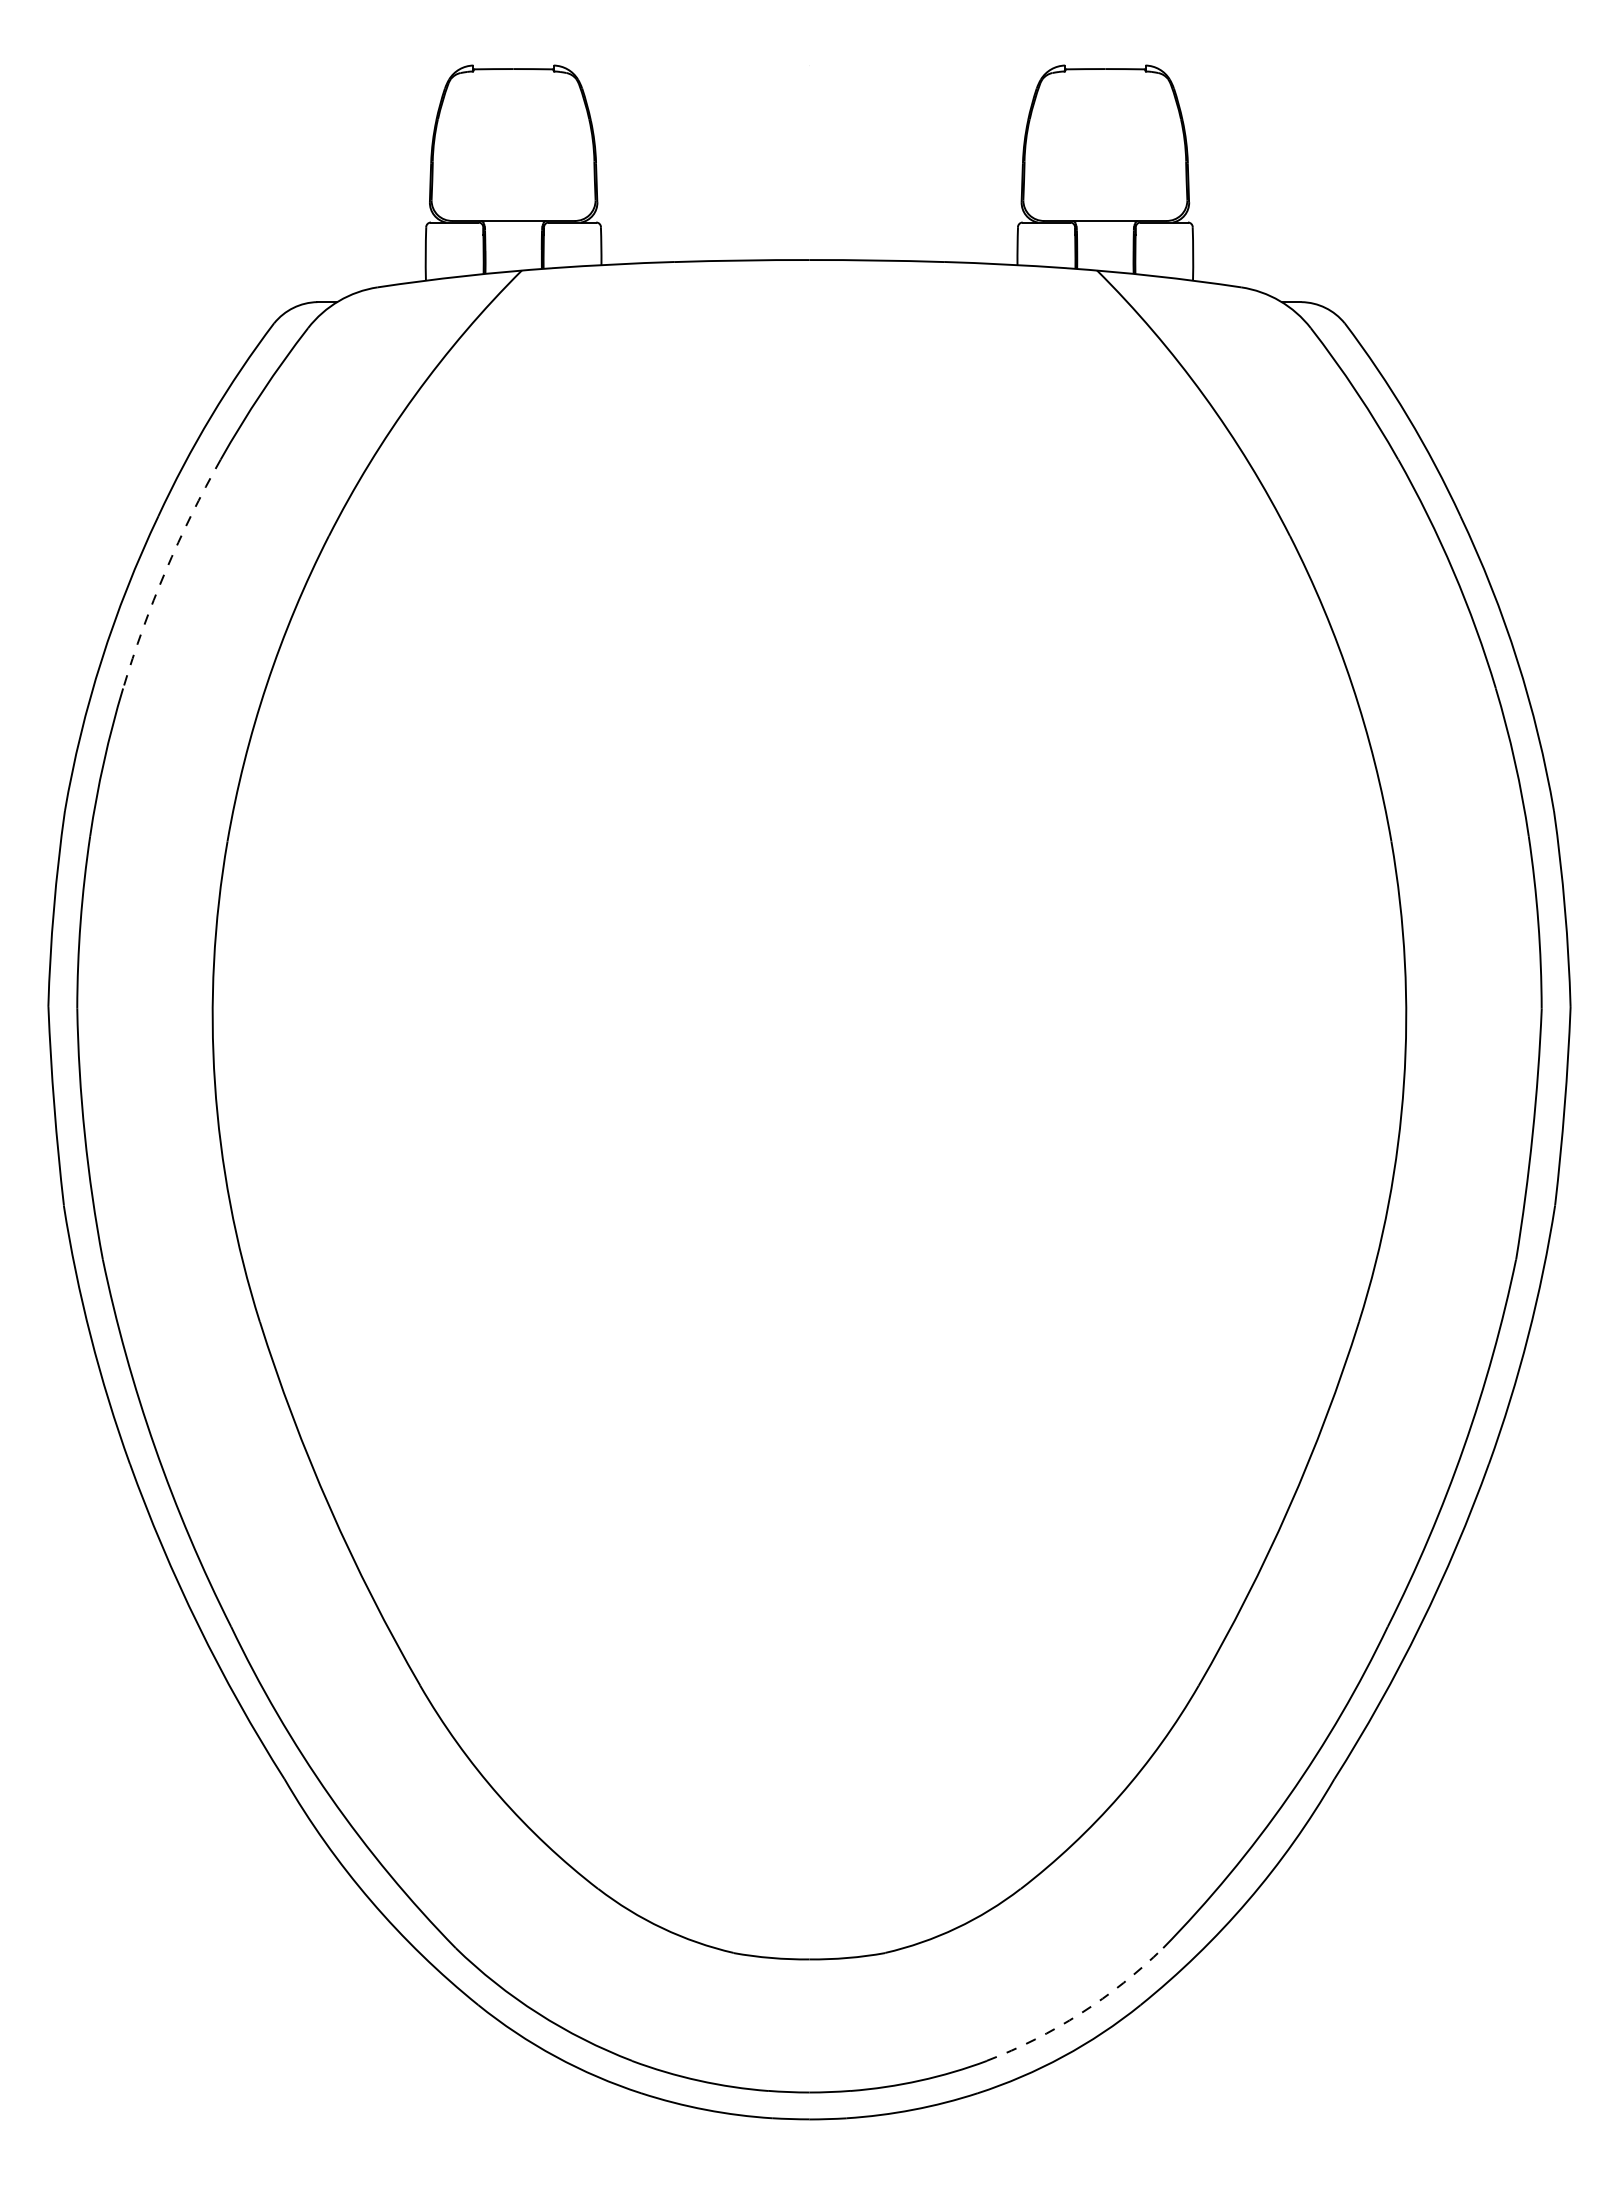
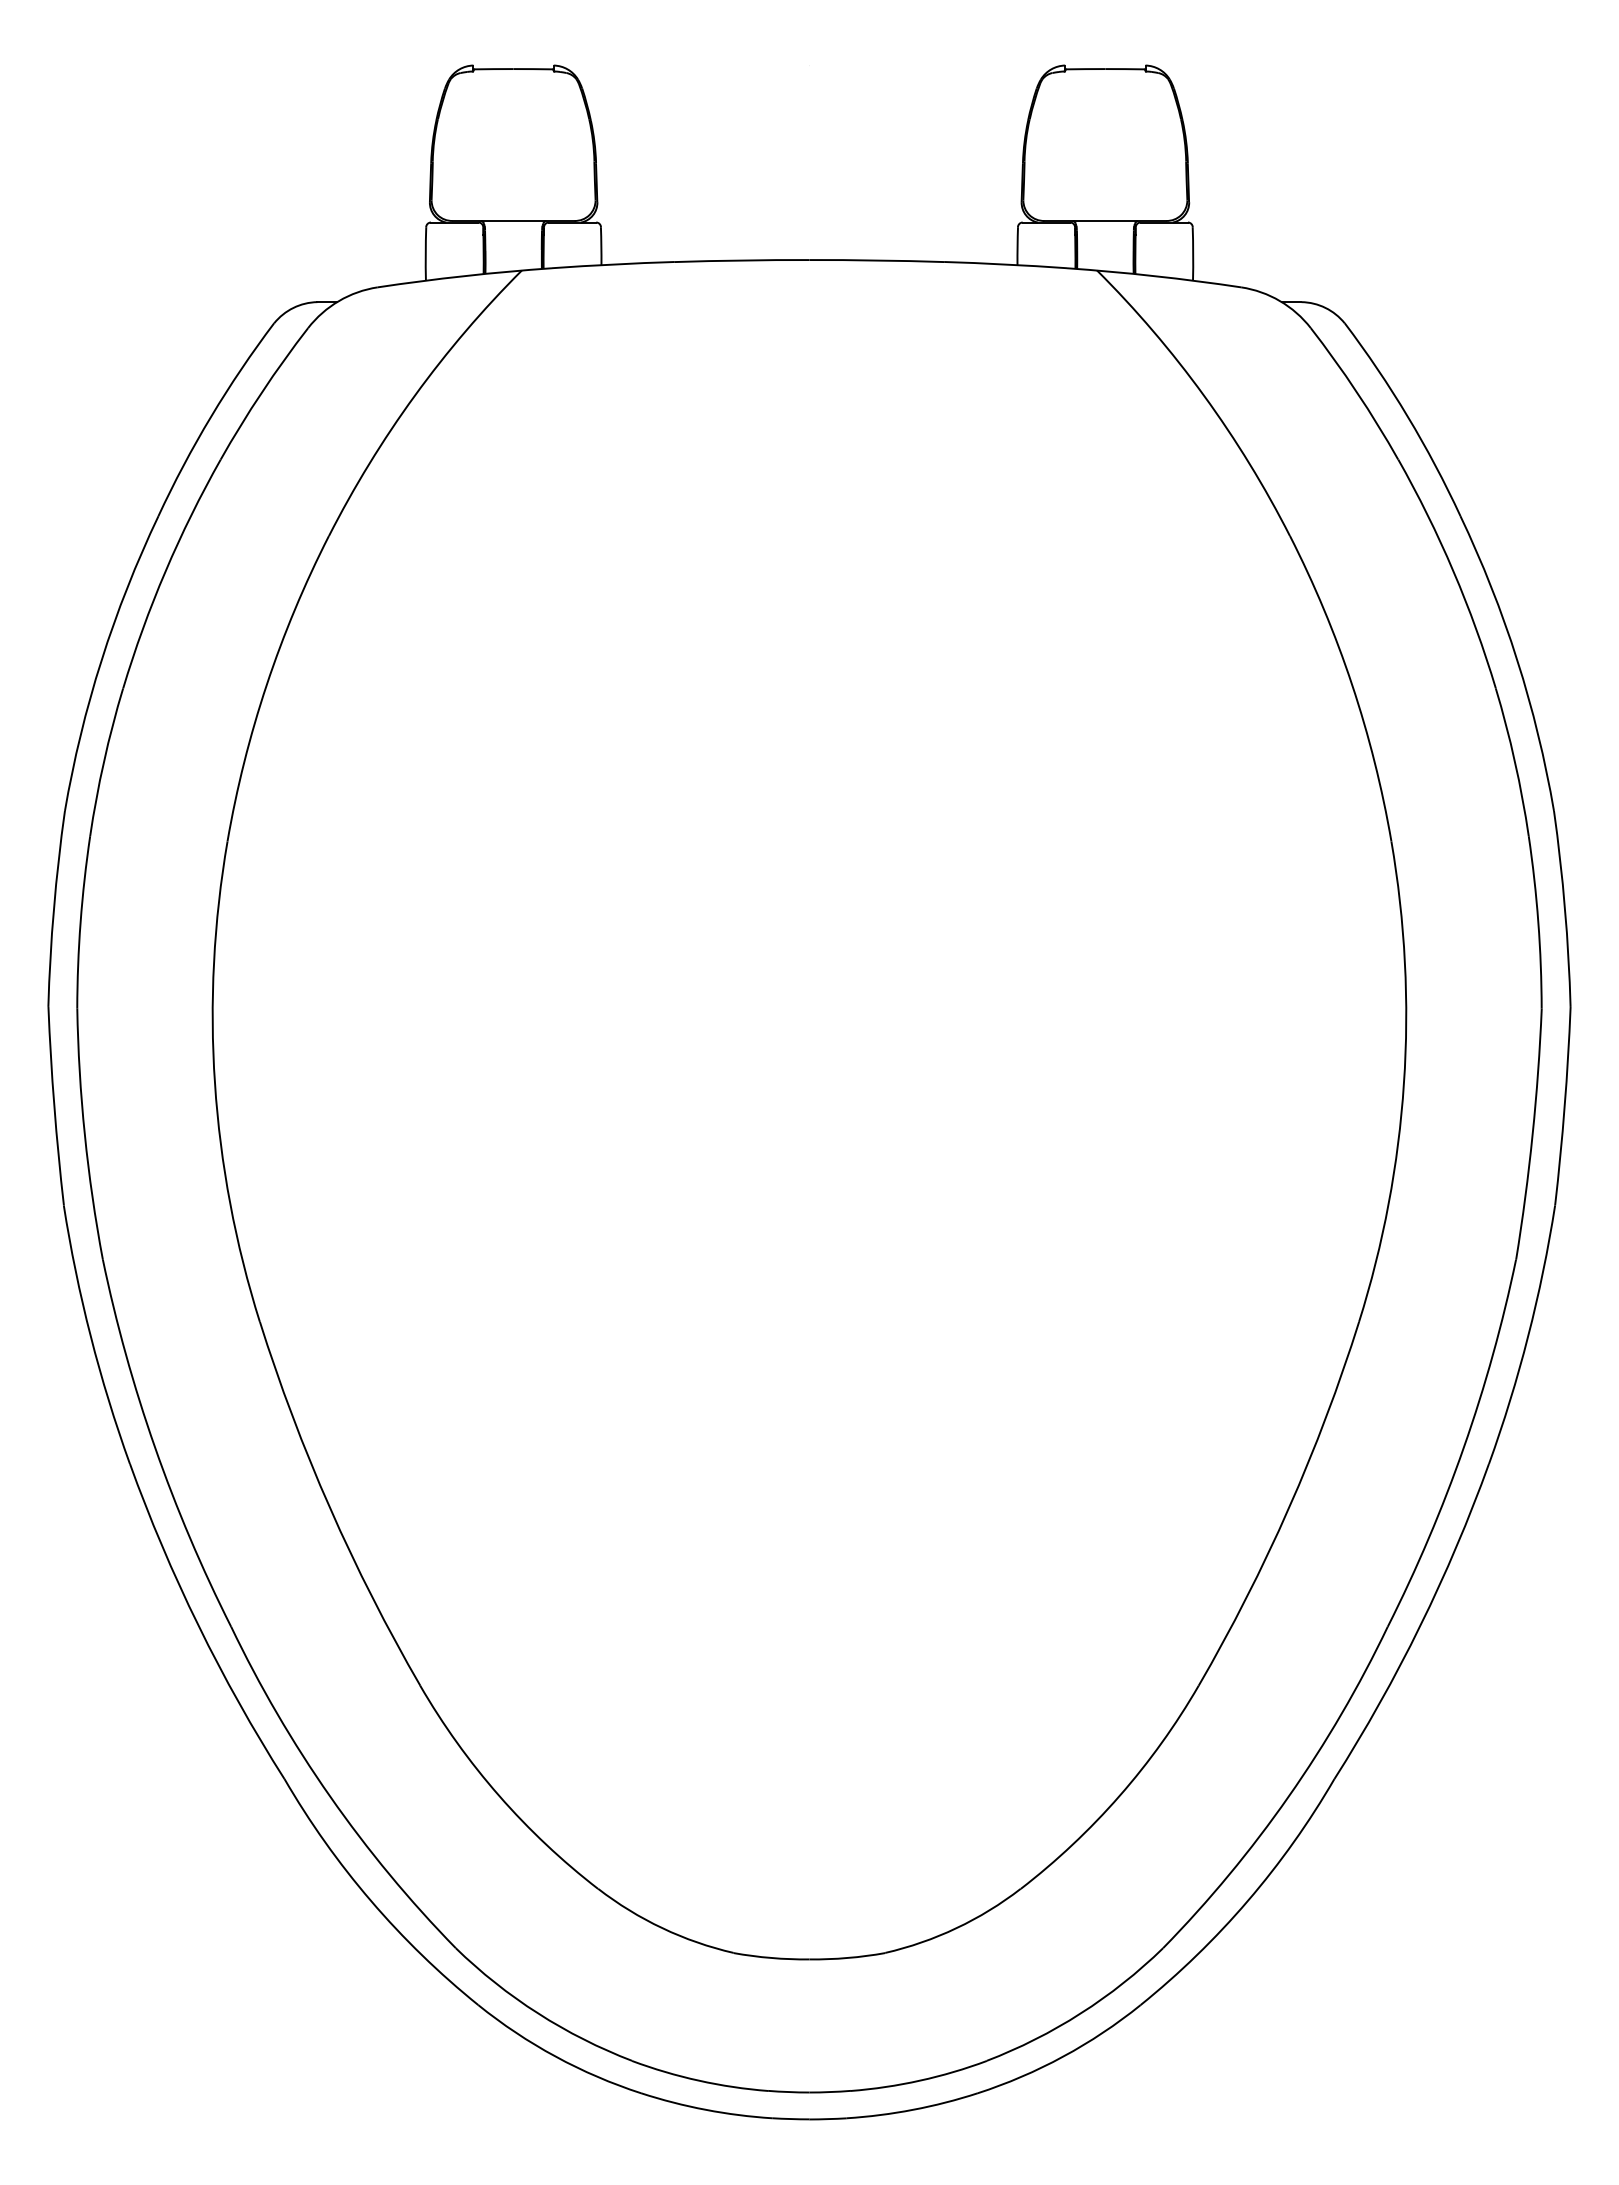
arc: dashed -> solid (165, 571)
arc: dashed -> solid (1080, 2013)
